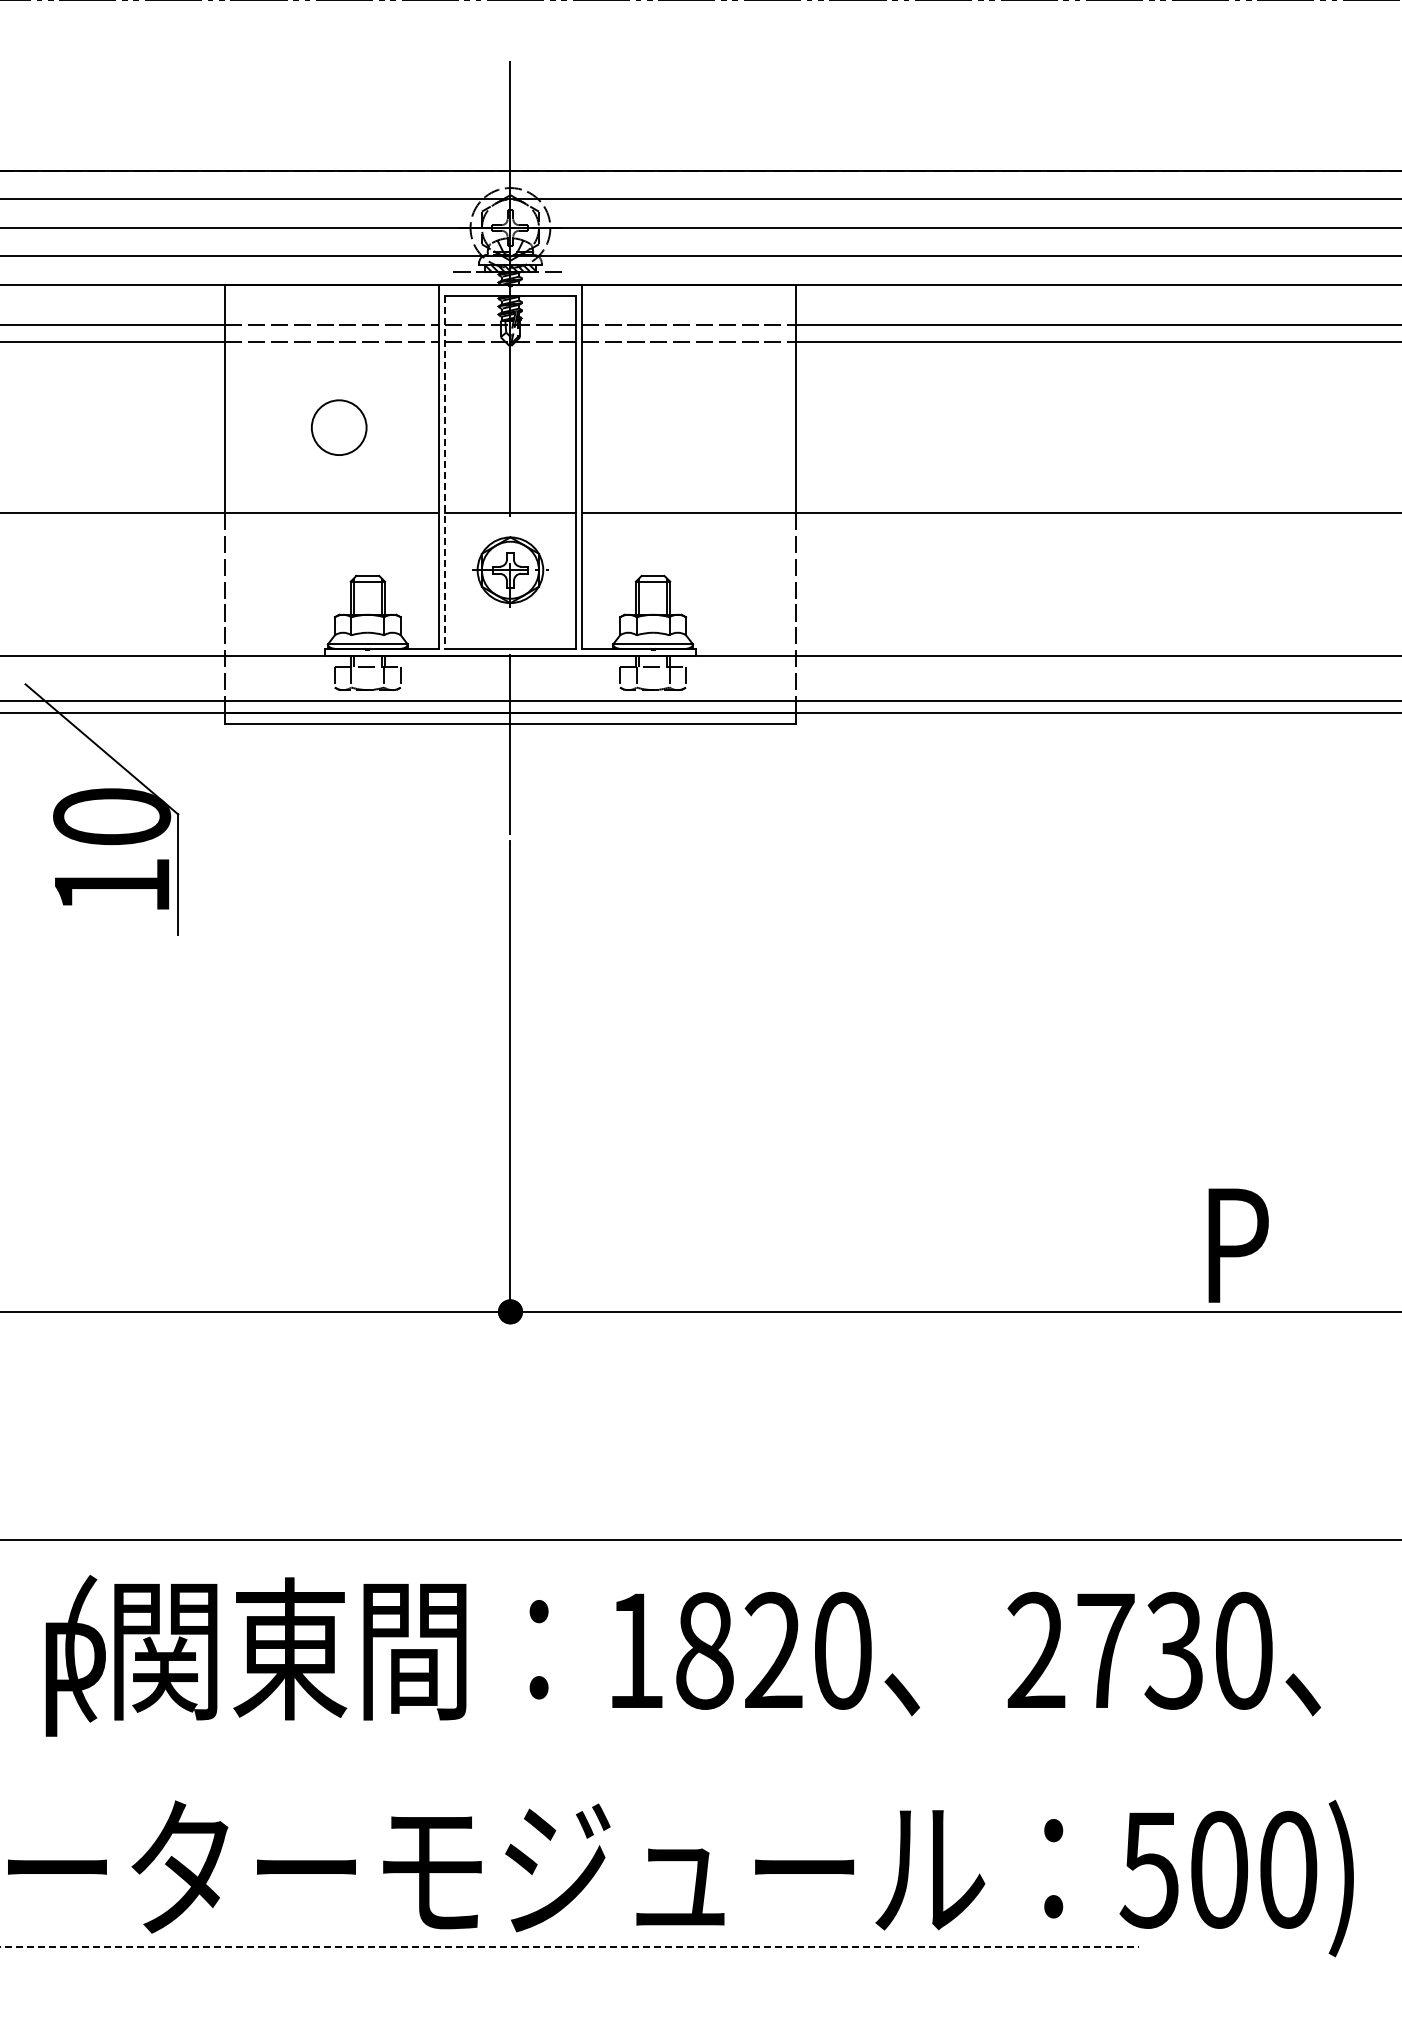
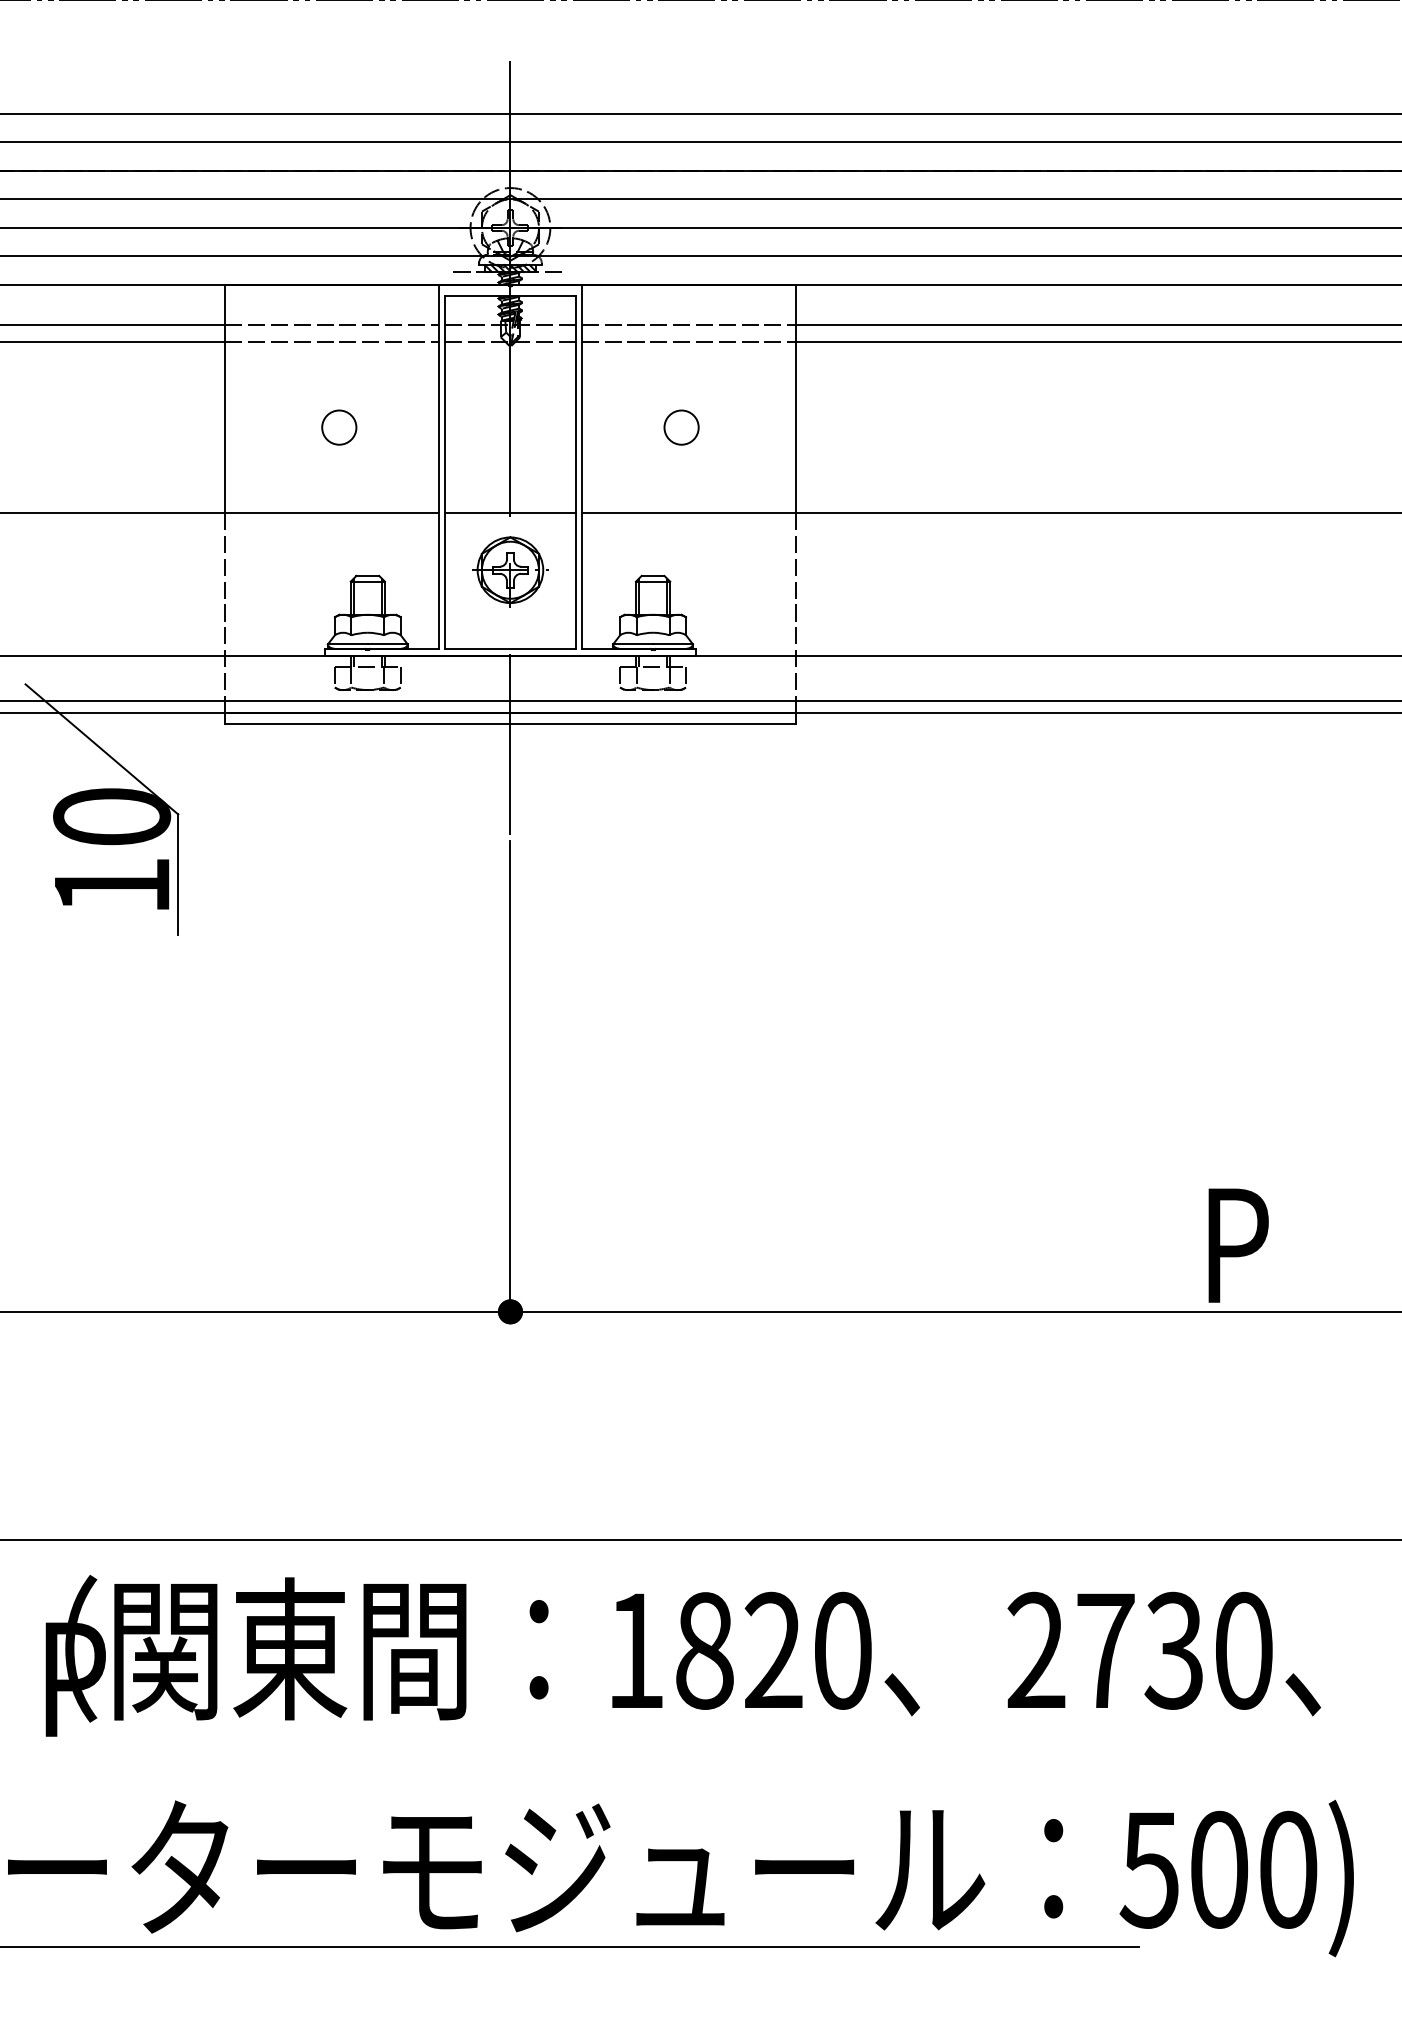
line: none -> present (700, 113)
line: none -> present (700, 142)
circle size: 57x57 px -> 37x37 px (339, 427)
circle: none -> present (681, 427)
line: dashed -> solid (444, 473)
line: dashed -> solid (570, 1947)
